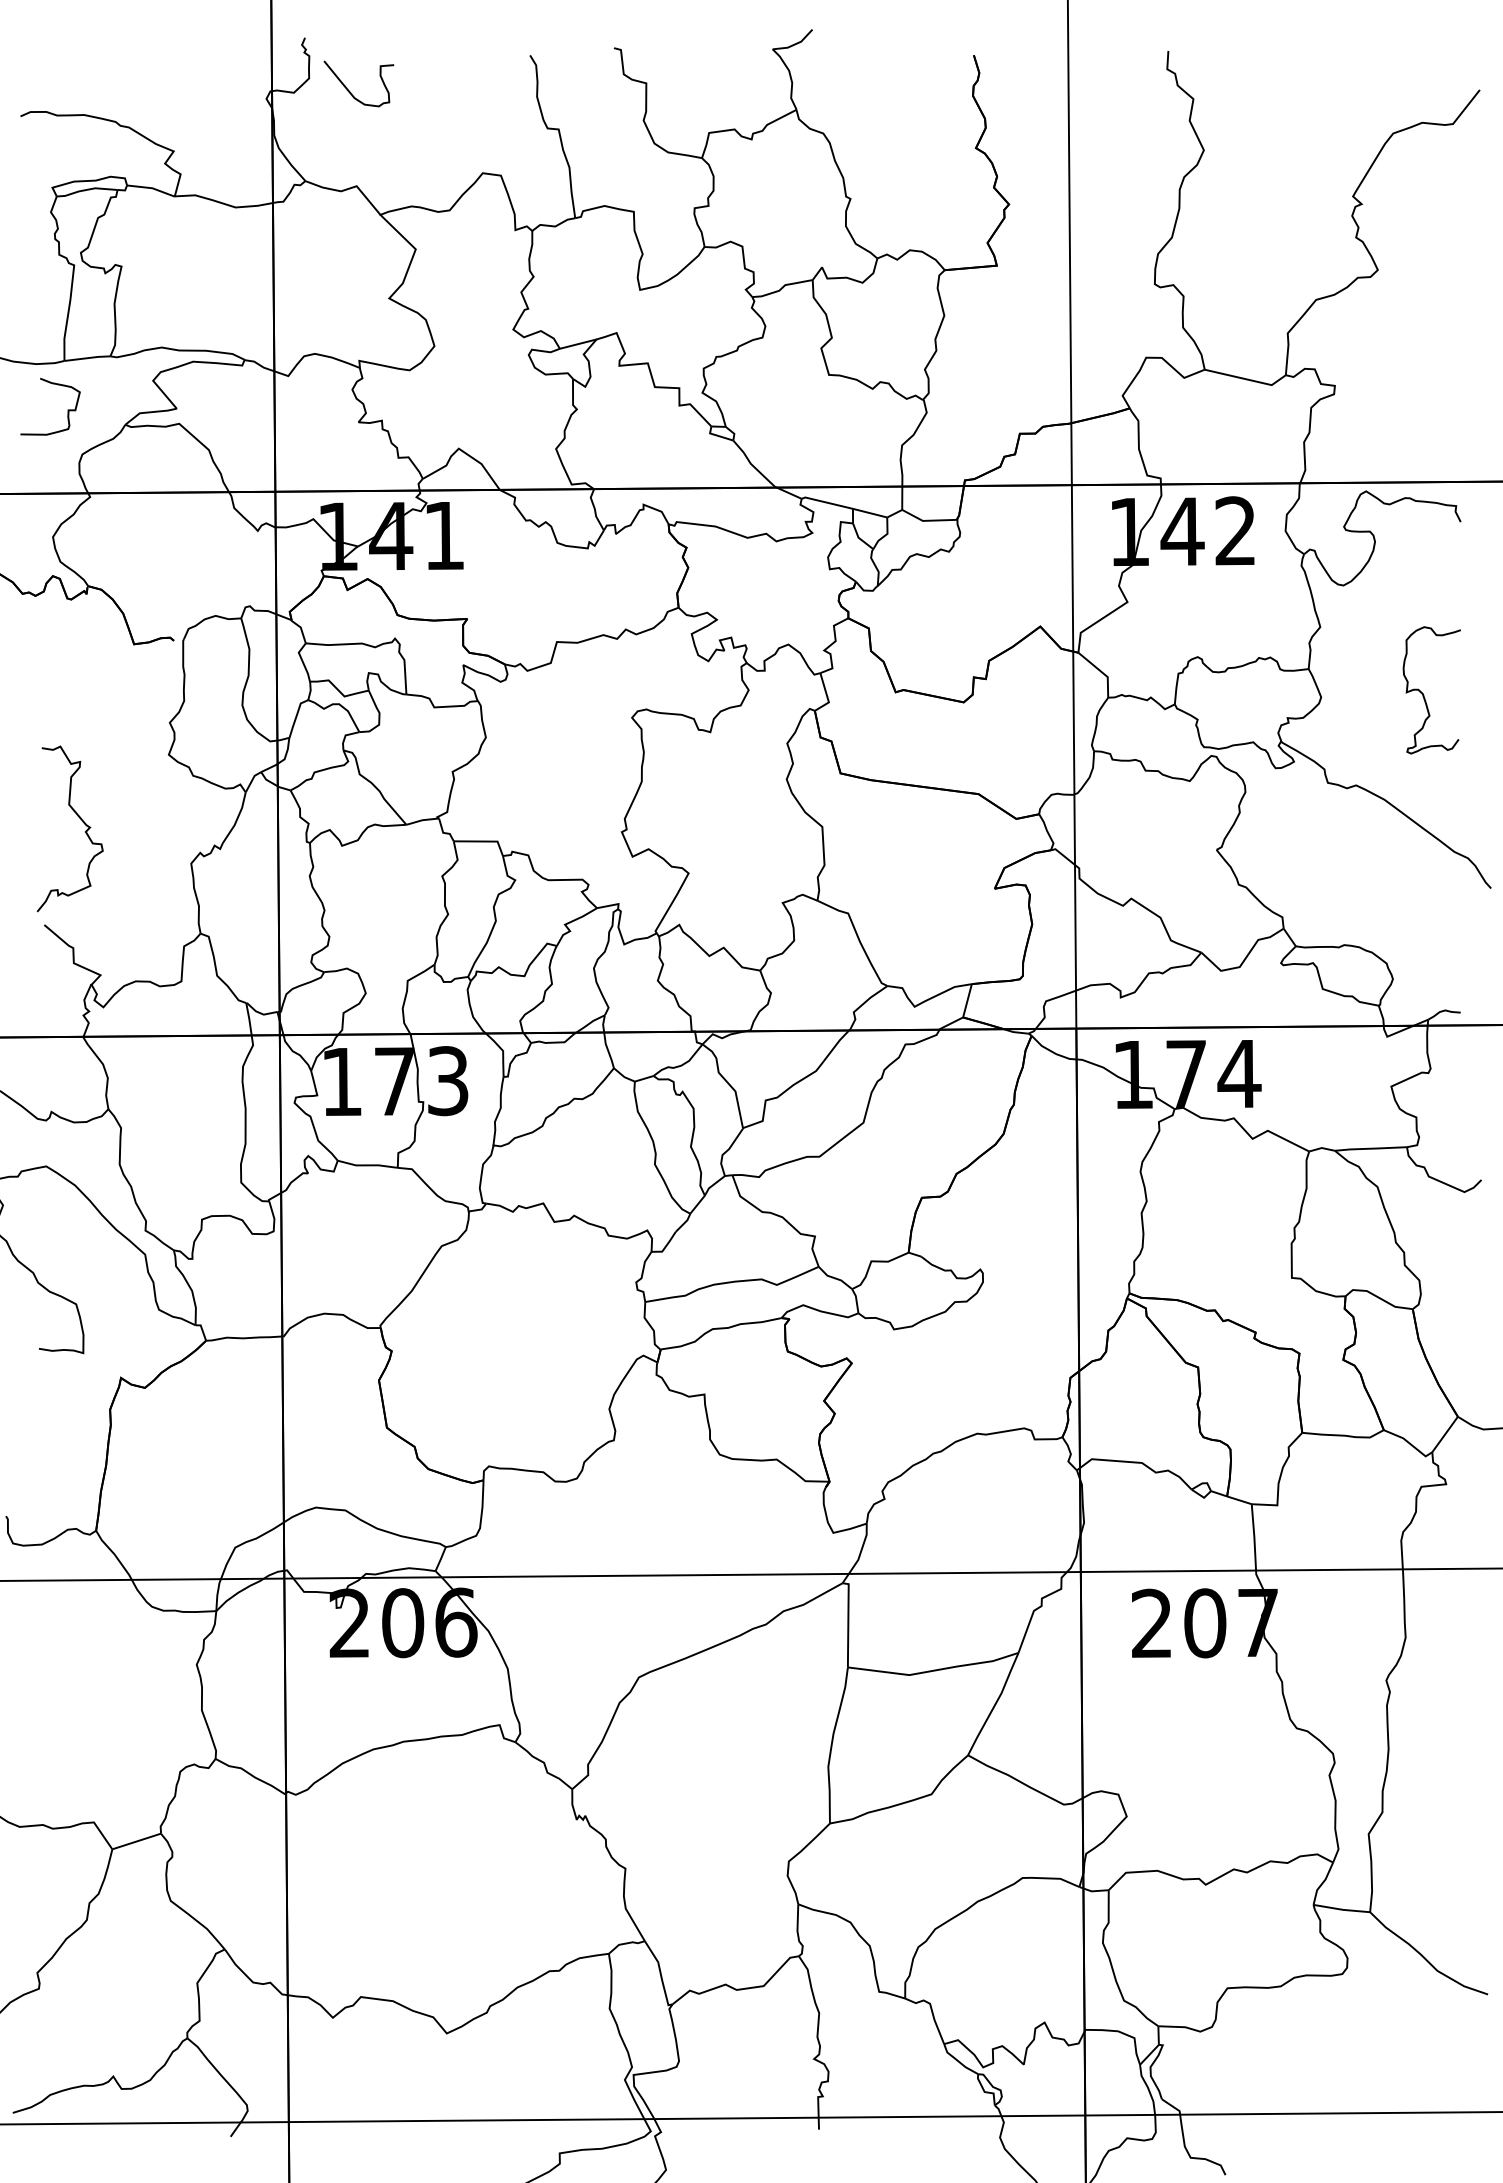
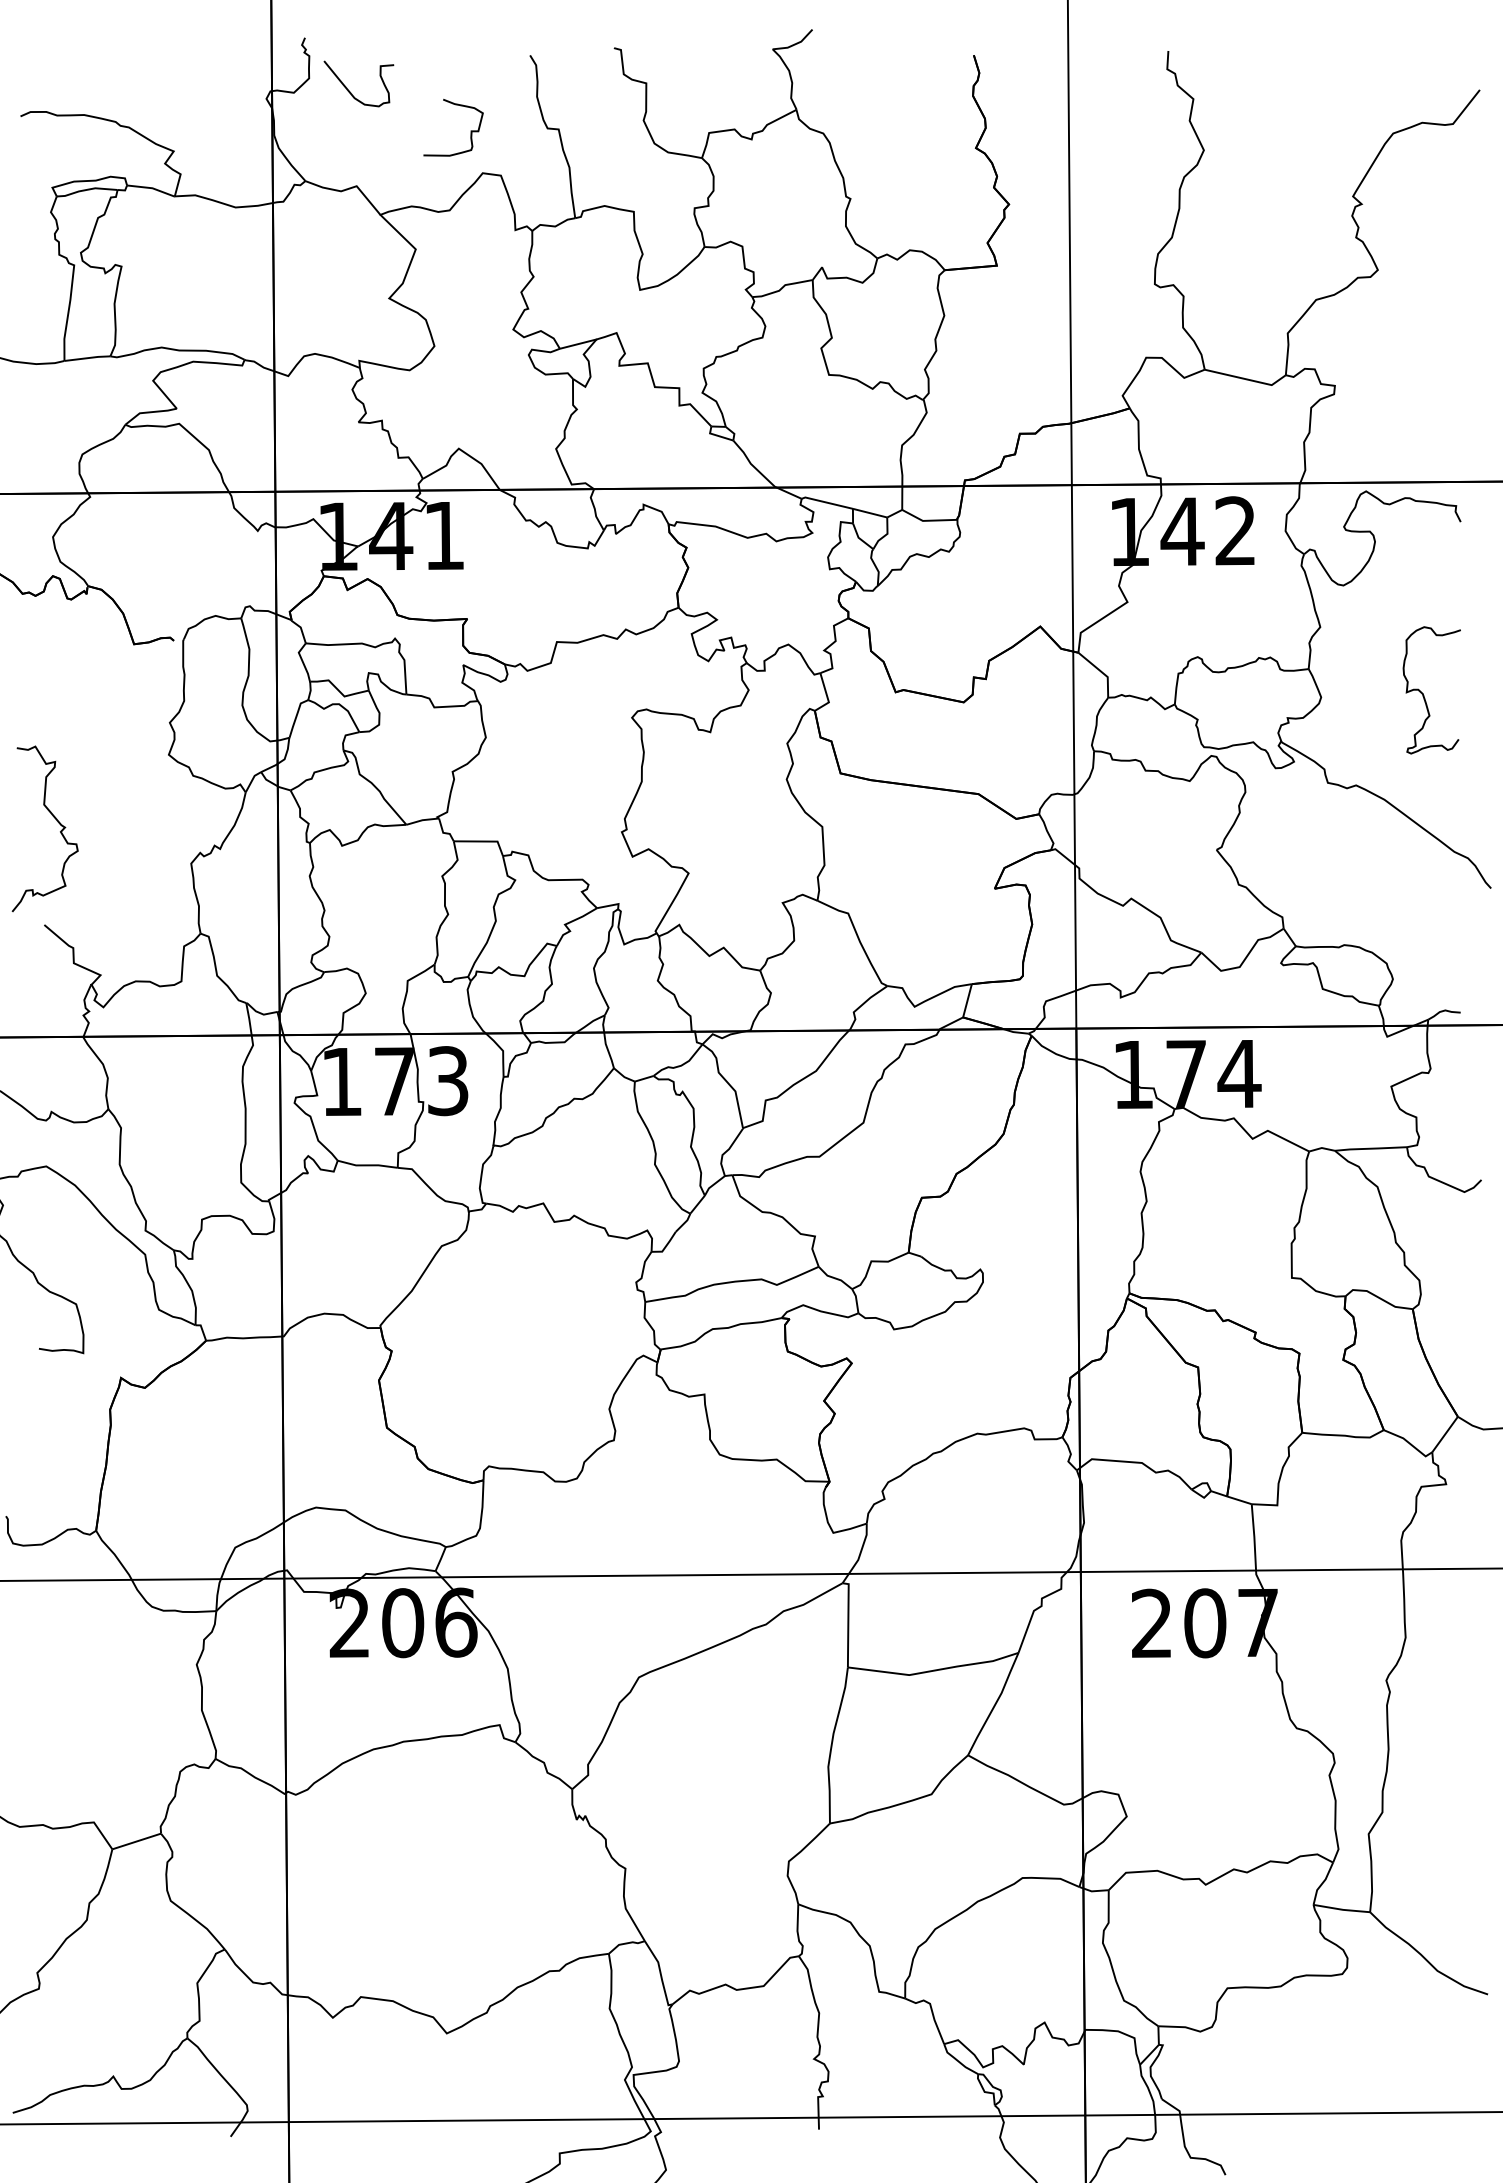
curve position: (67, 409) -> (470, 130) (470, 130)
curve position: (79, 818) -> (54, 818) (54, 818)
